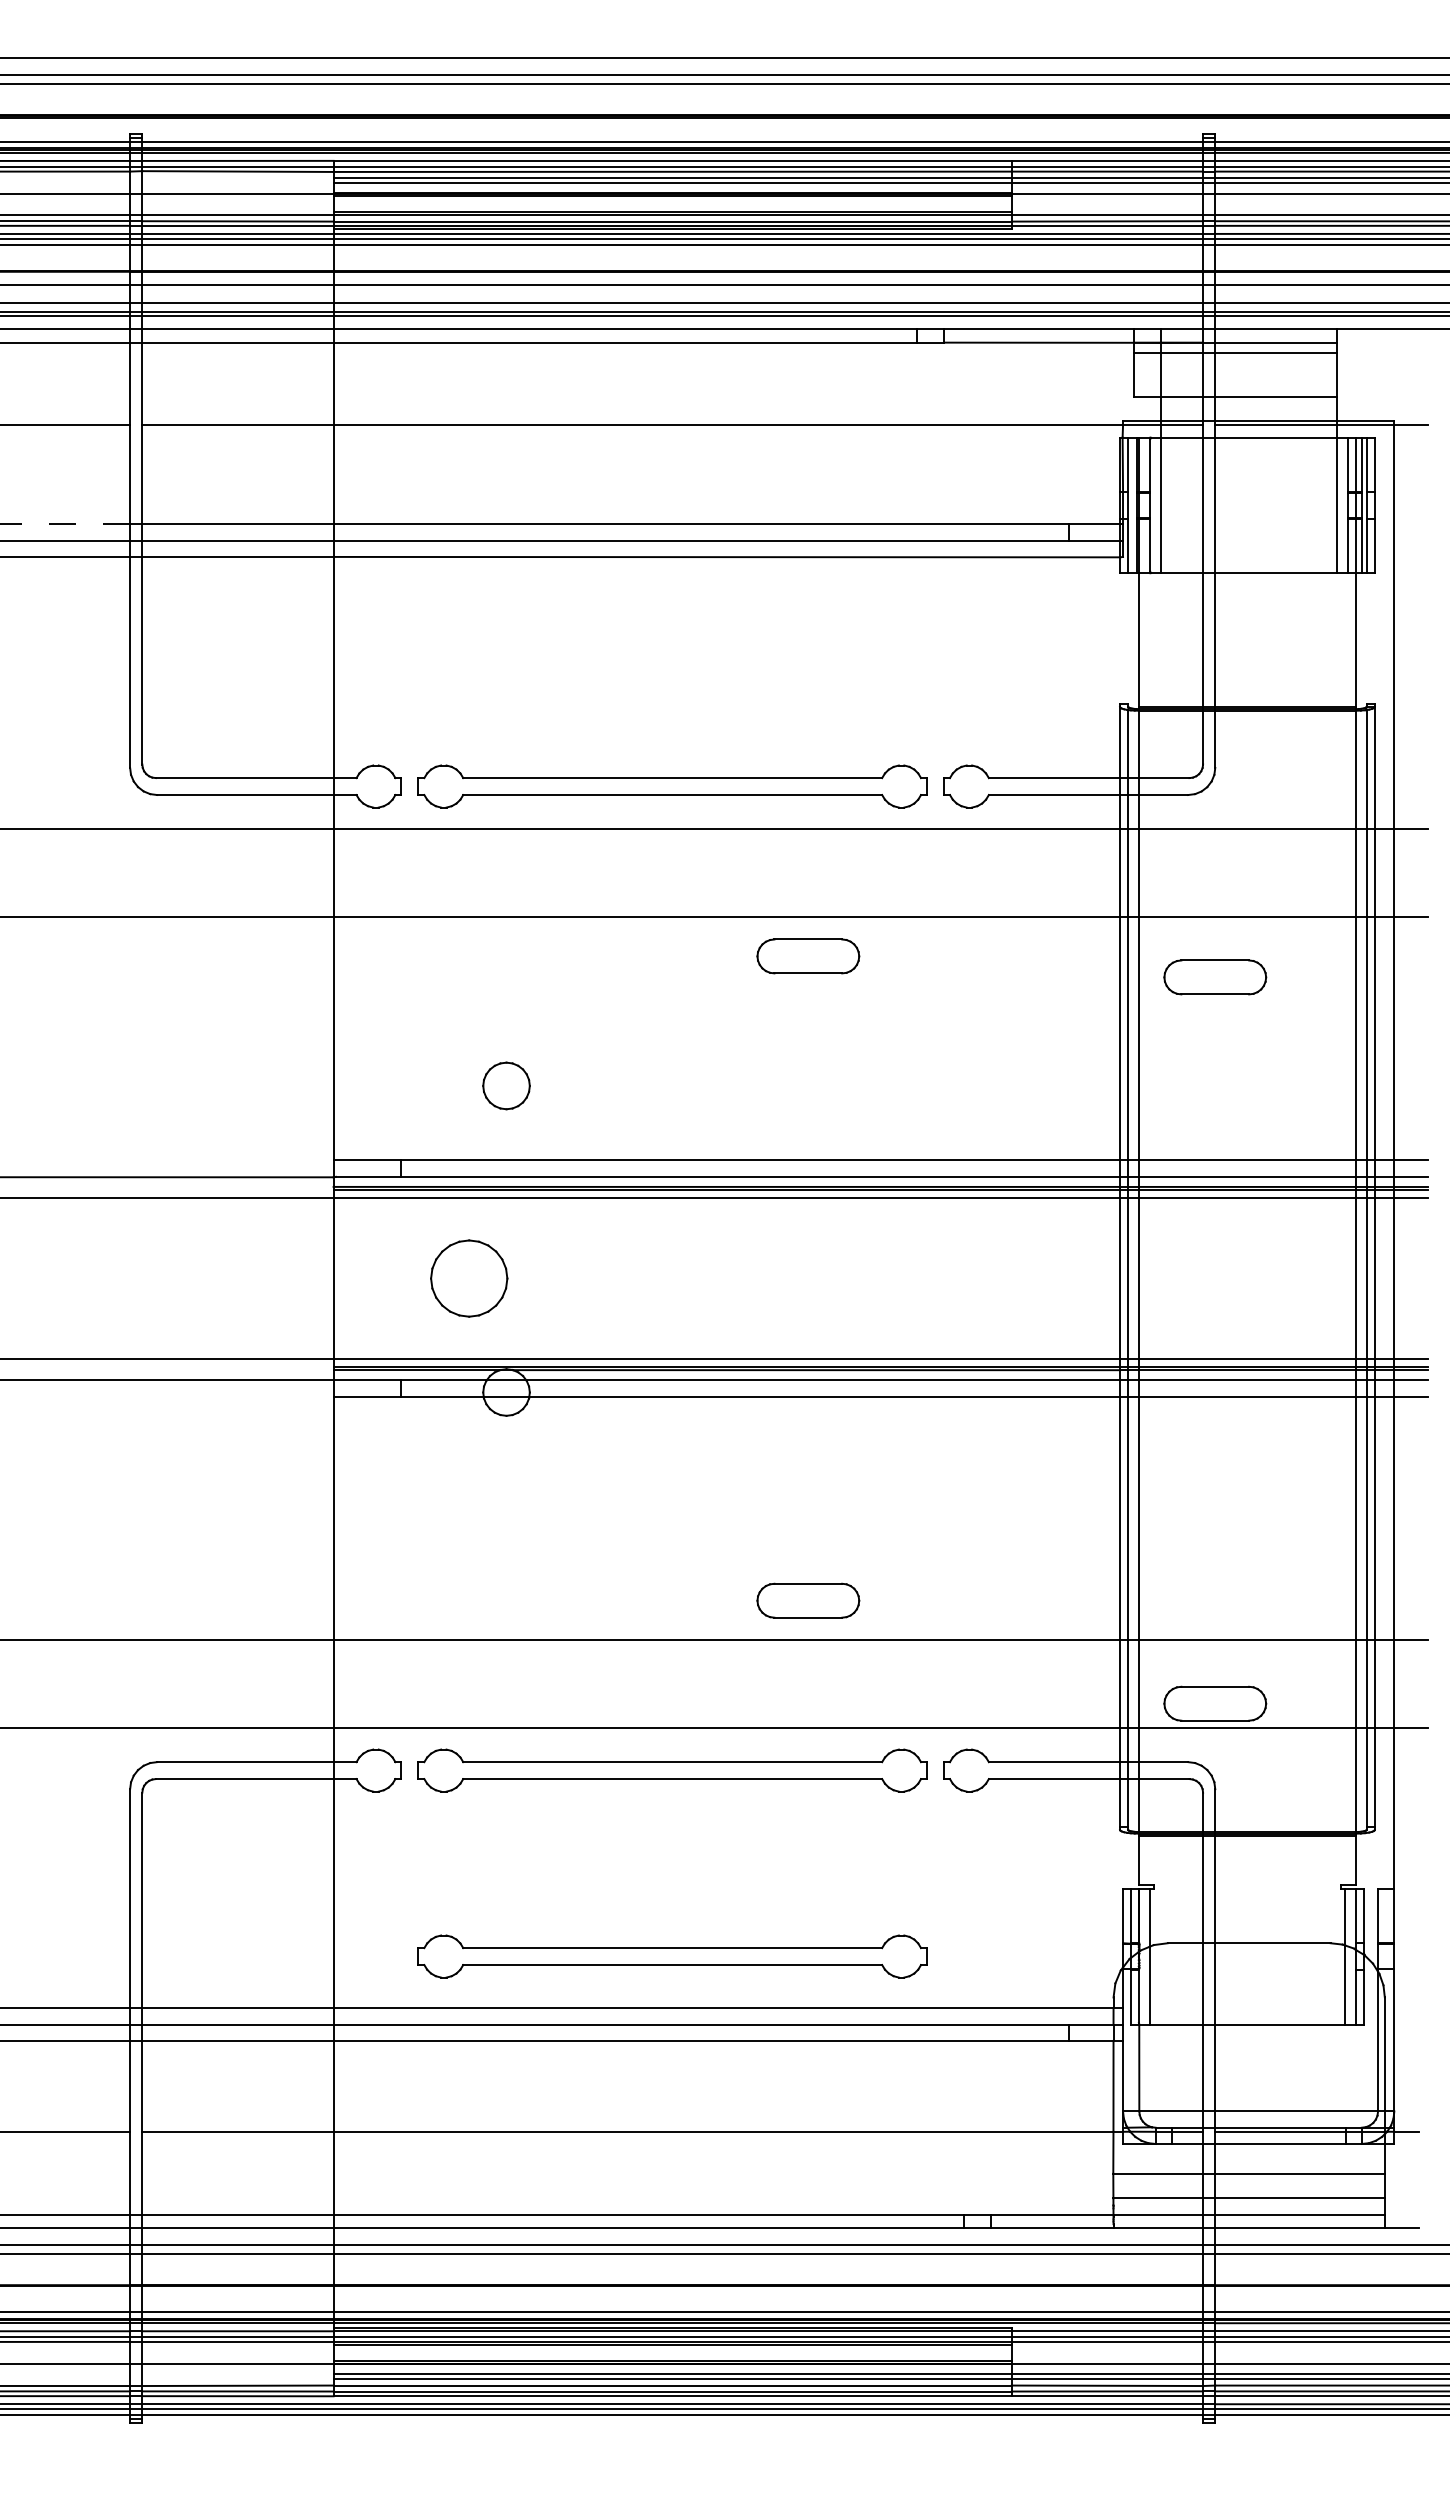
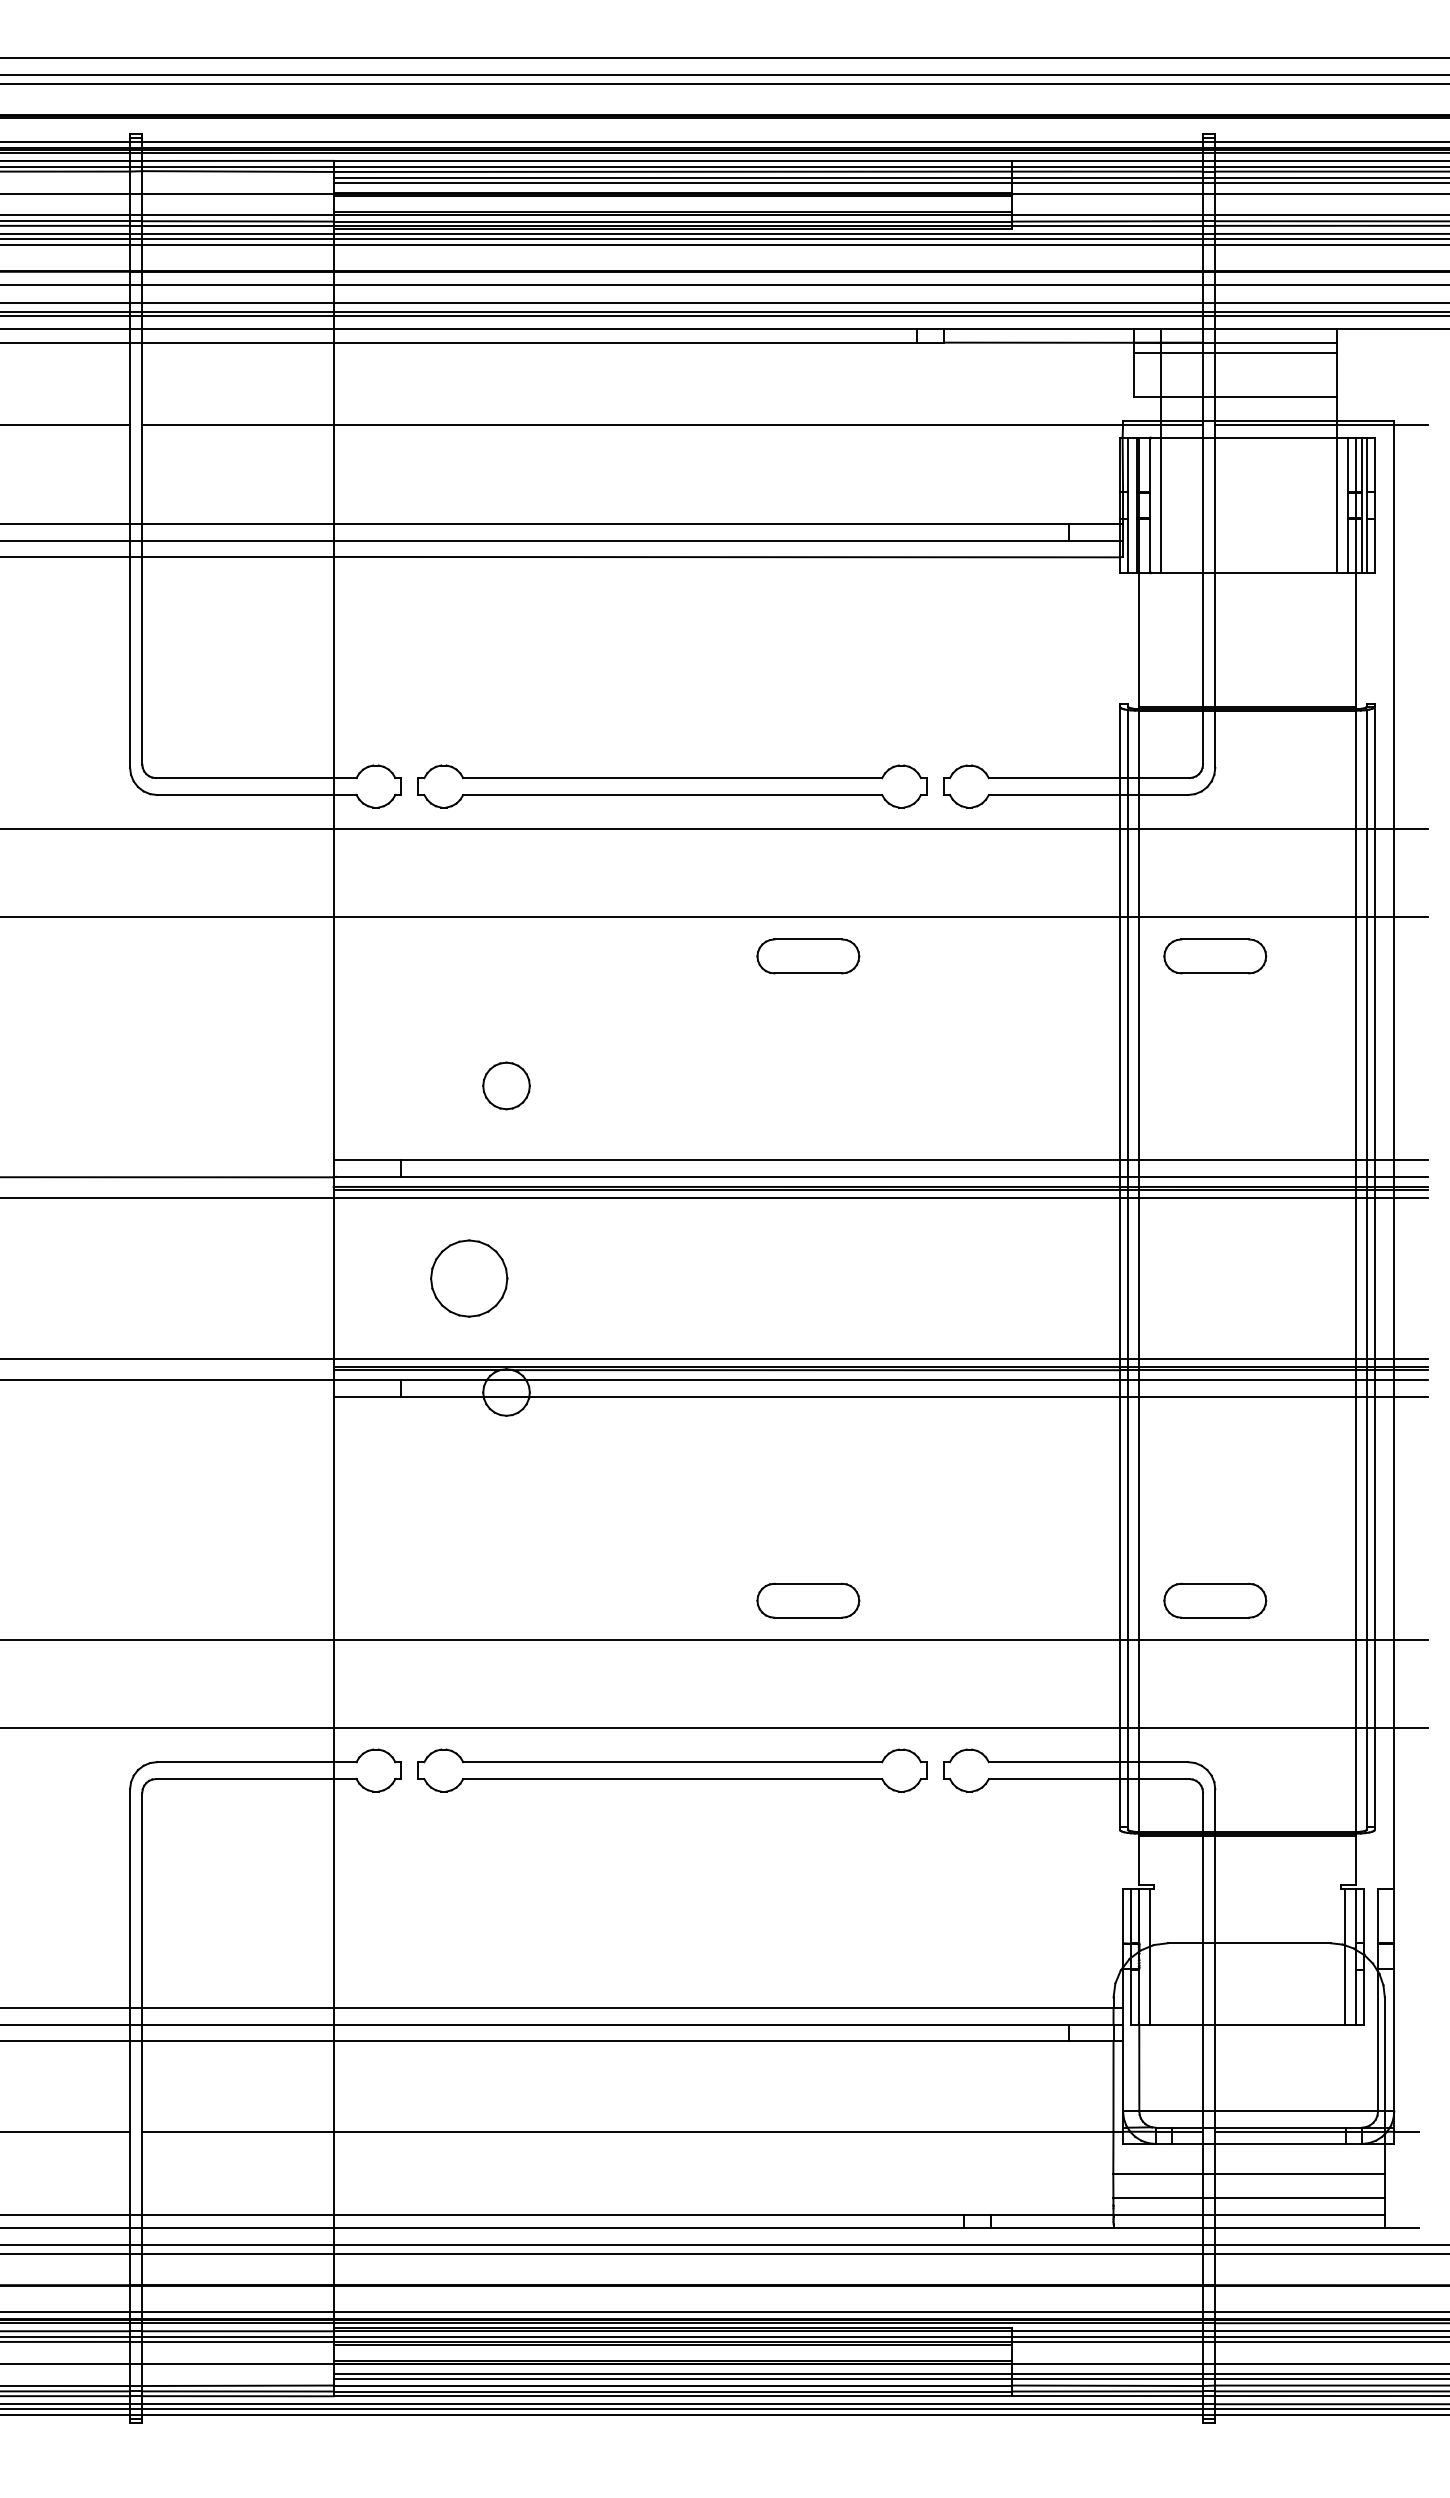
line: dashed -> solid (65, 524)
part position: (1215, 977) -> (1215, 956) (1215, 956)
part position: (1215, 1703) -> (1215, 1600) (1215, 1600)
part: present -> none (672, 1956)
